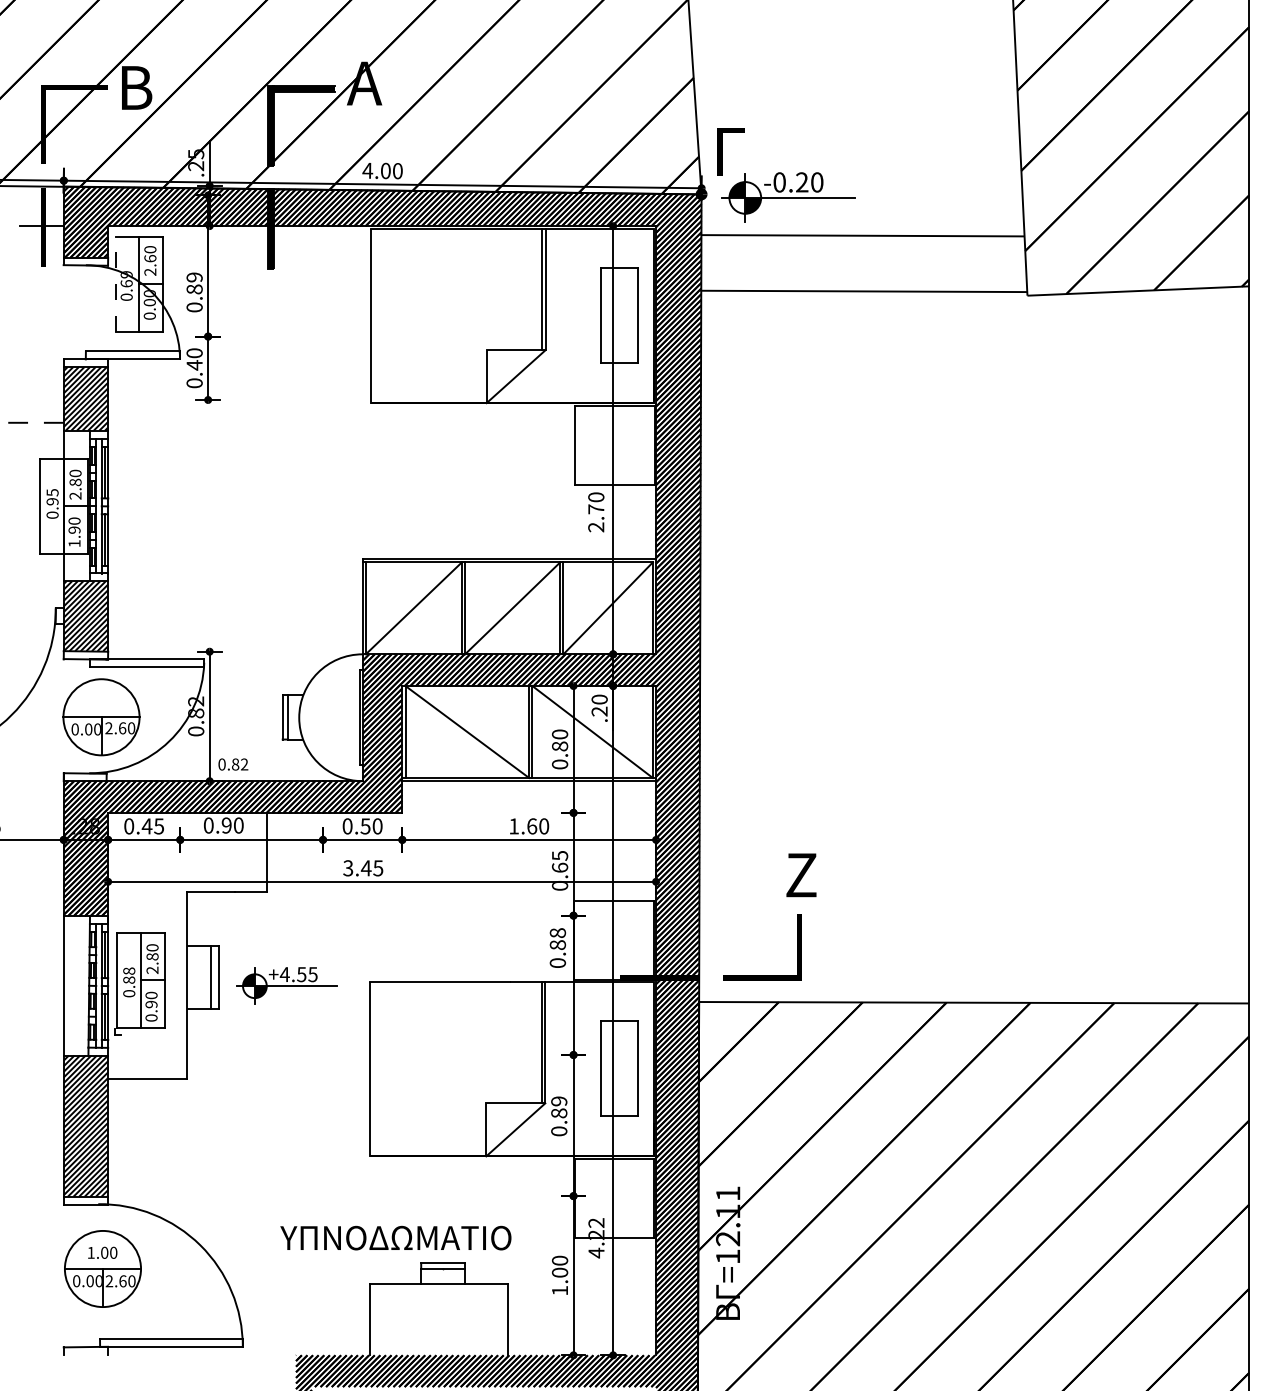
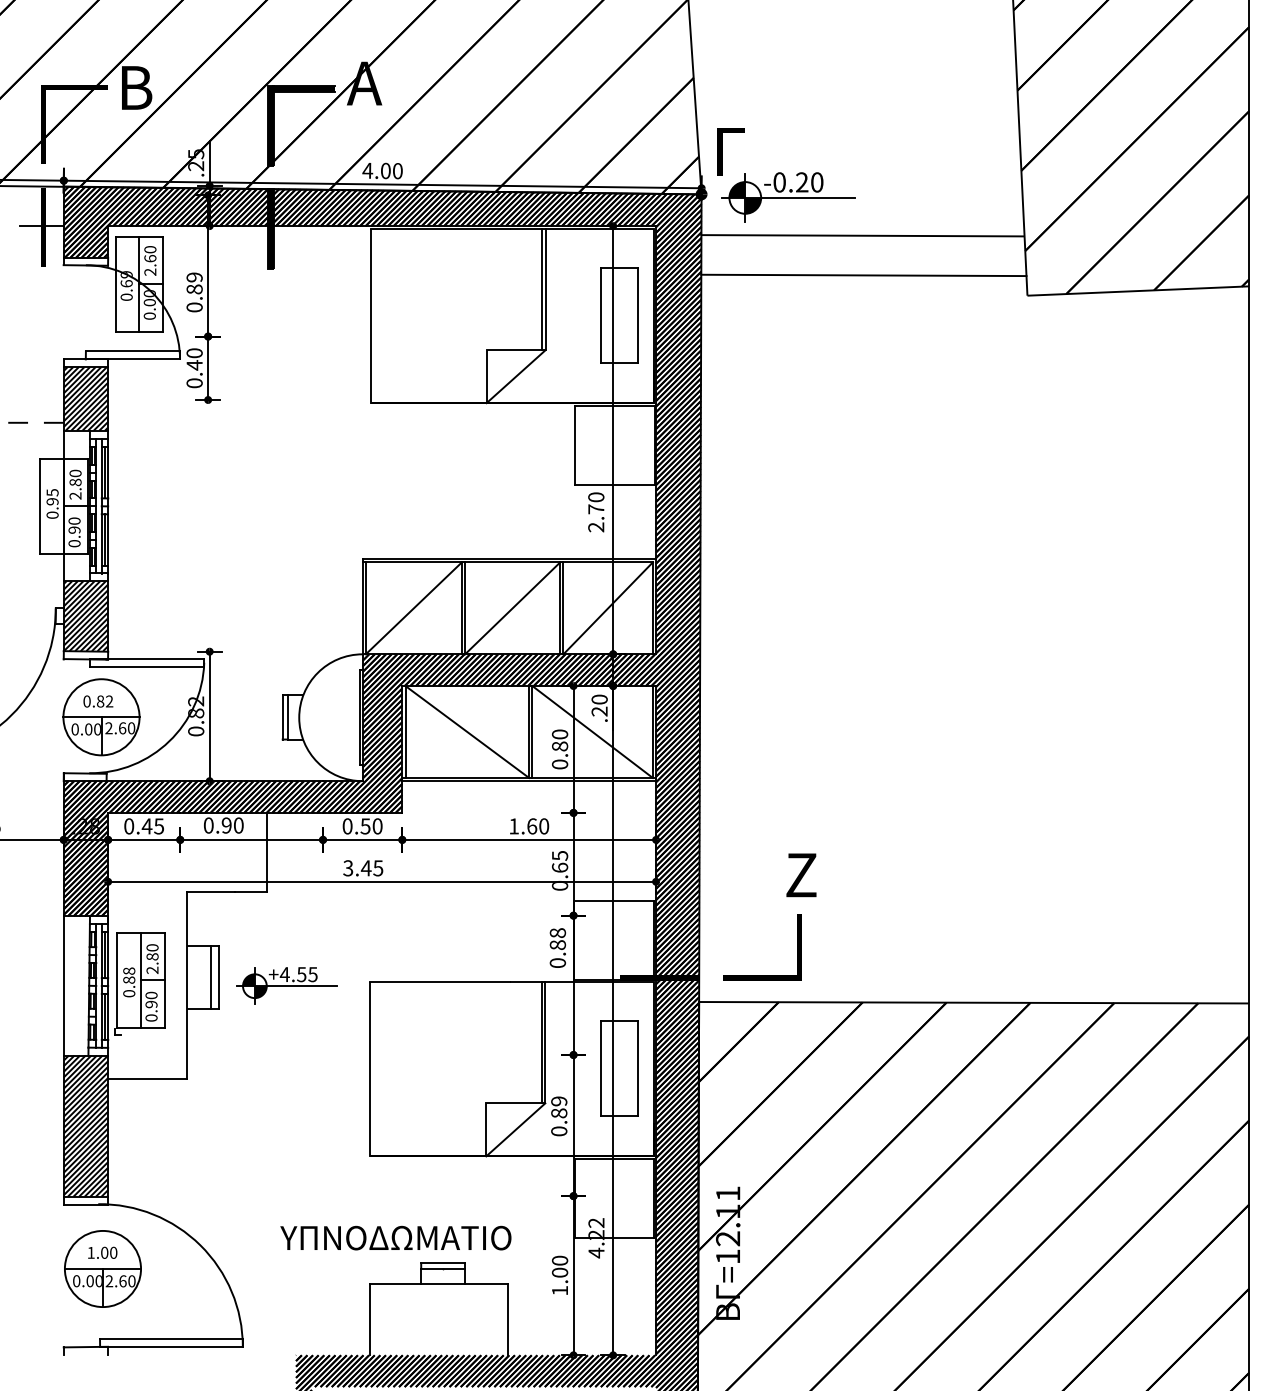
line: dashed -> solid (115, 284)
line position: (863, 291) -> (863, 275) (863, 275)
text: 1.90 -> 0.90 (74, 543)
text position: (233, 764) -> (98, 701) (98, 701)
